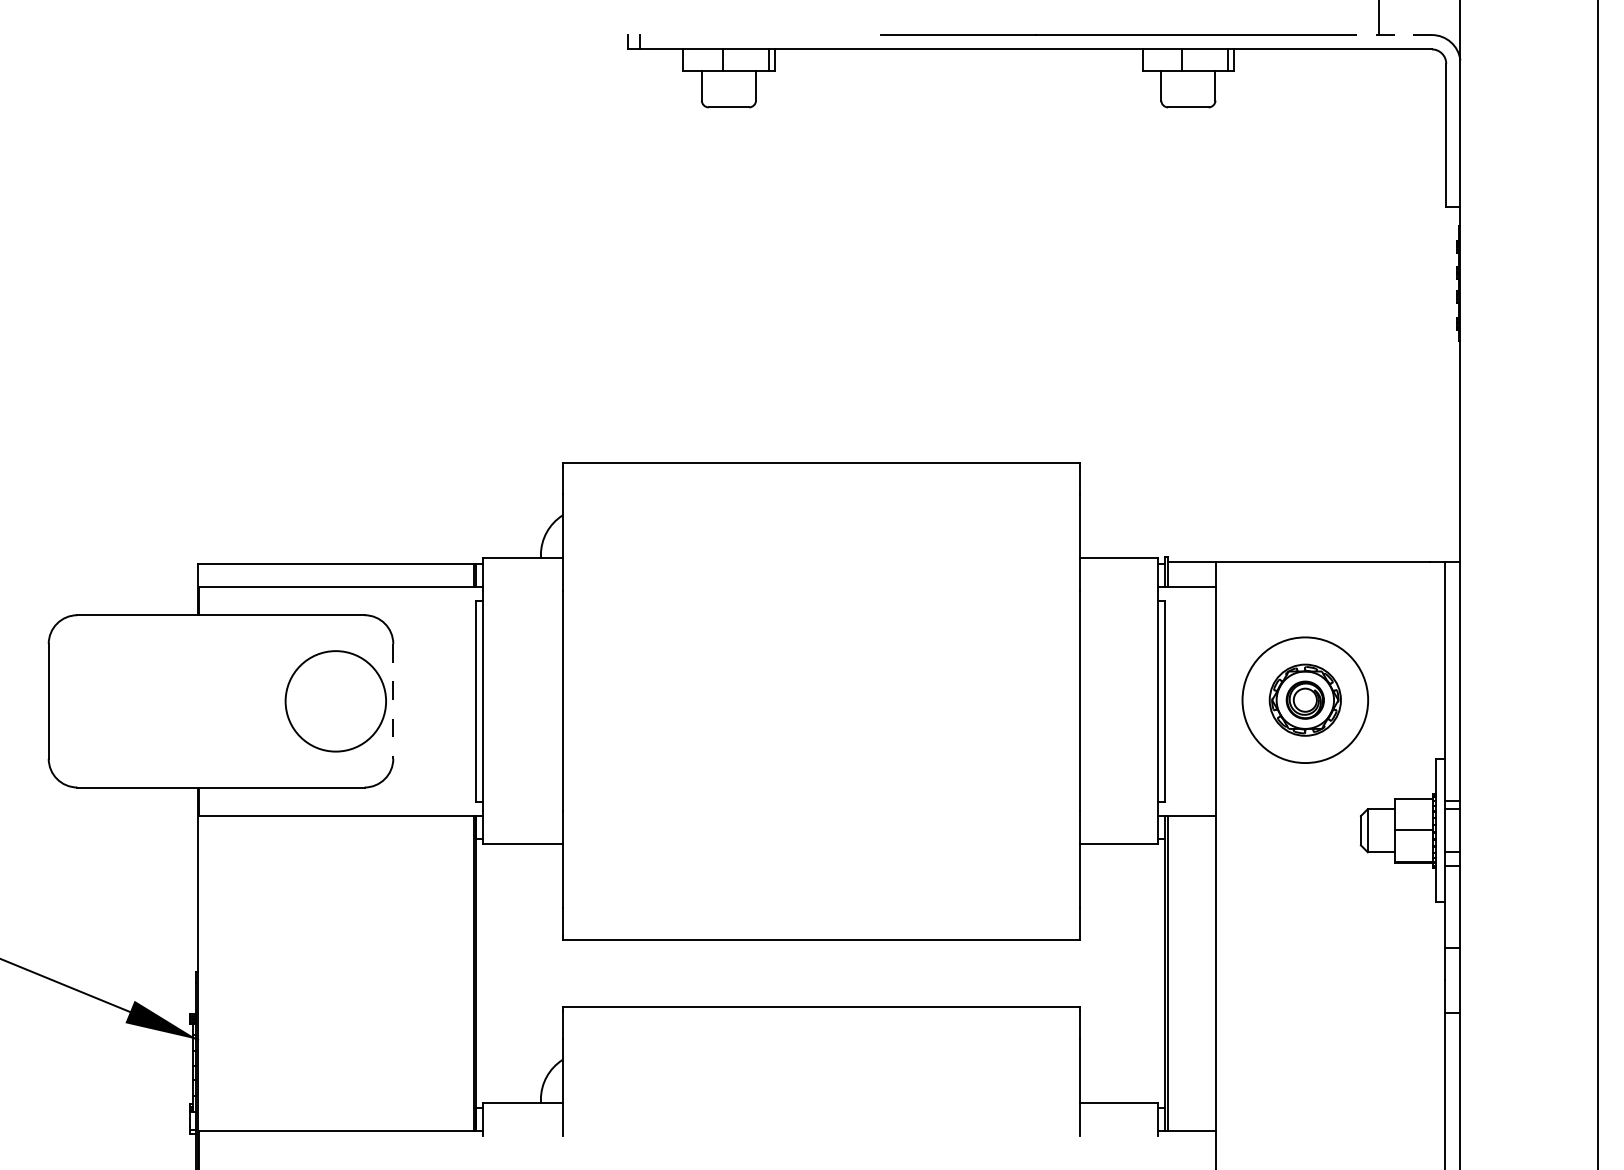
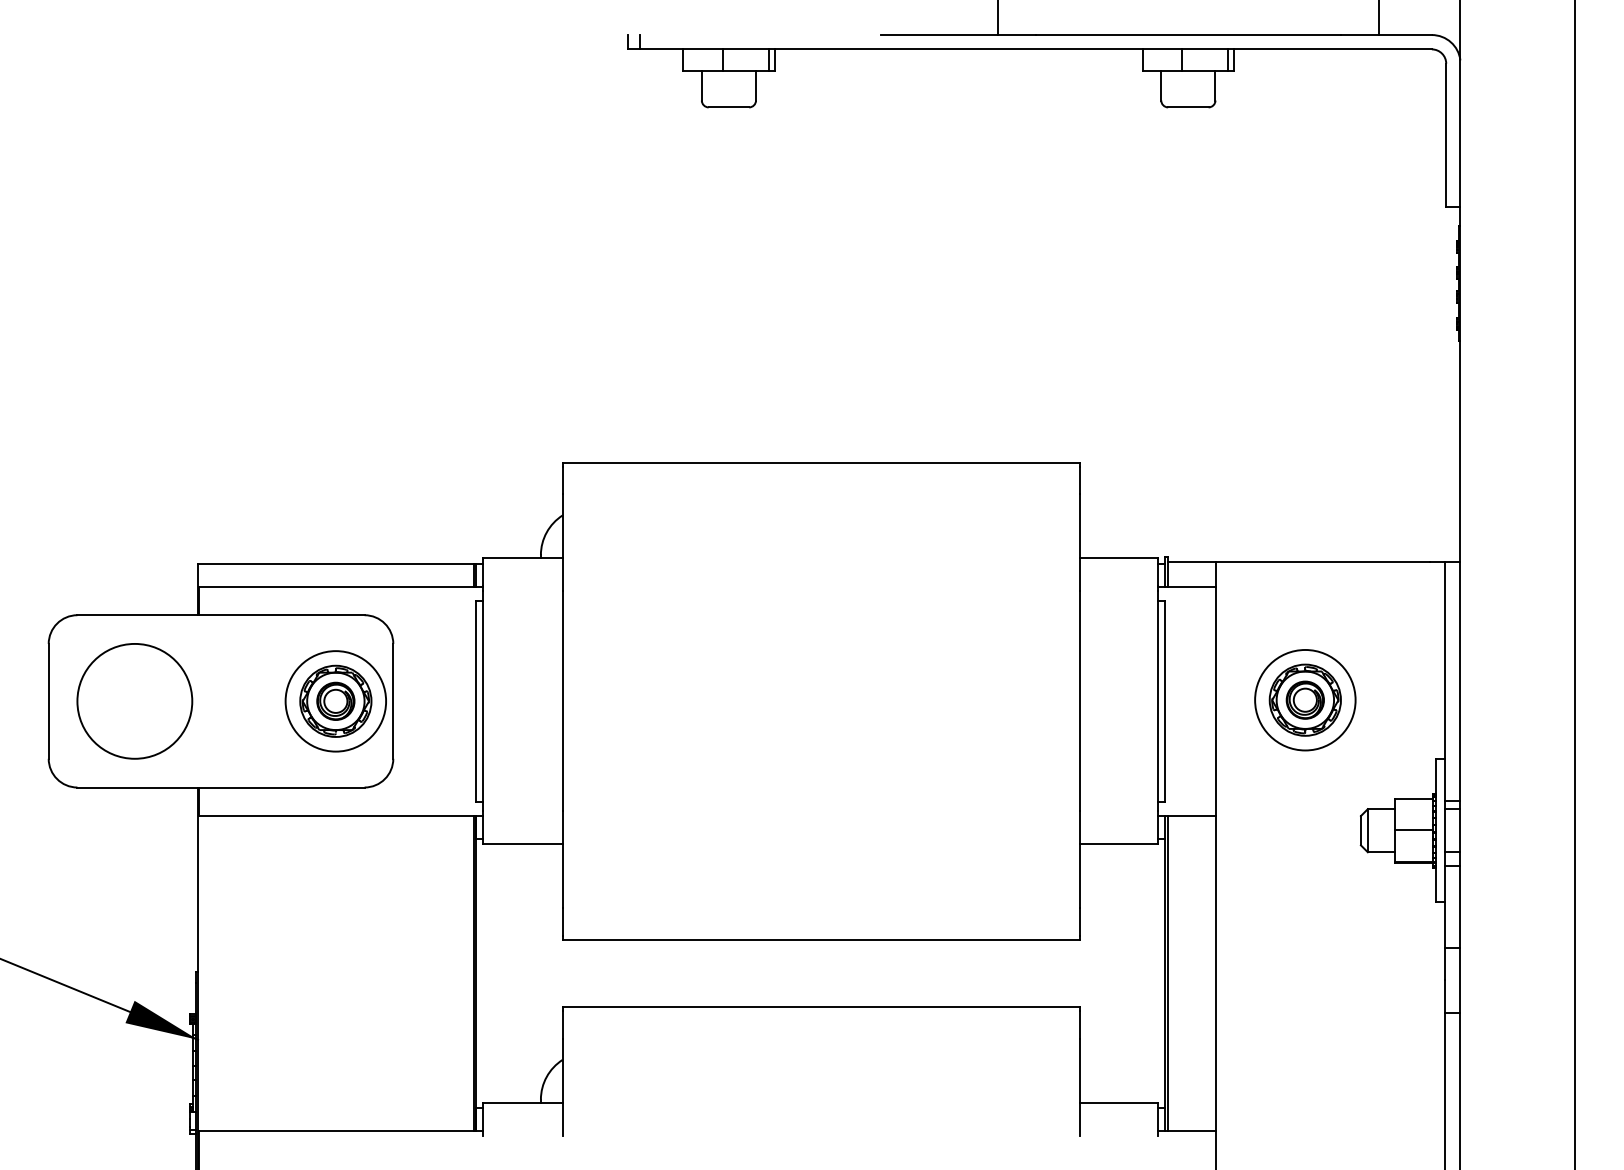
line: none -> present (997, 18)
line: dashed -> solid (1386, 35)
line position: (1598, 584) -> (1575, 584) (1575, 584)
part: none -> present (335, 700)
circle diameter: 126 px -> 100 px (1305, 699)
circle: none -> present (134, 701)
line: dashed -> solid (393, 701)
